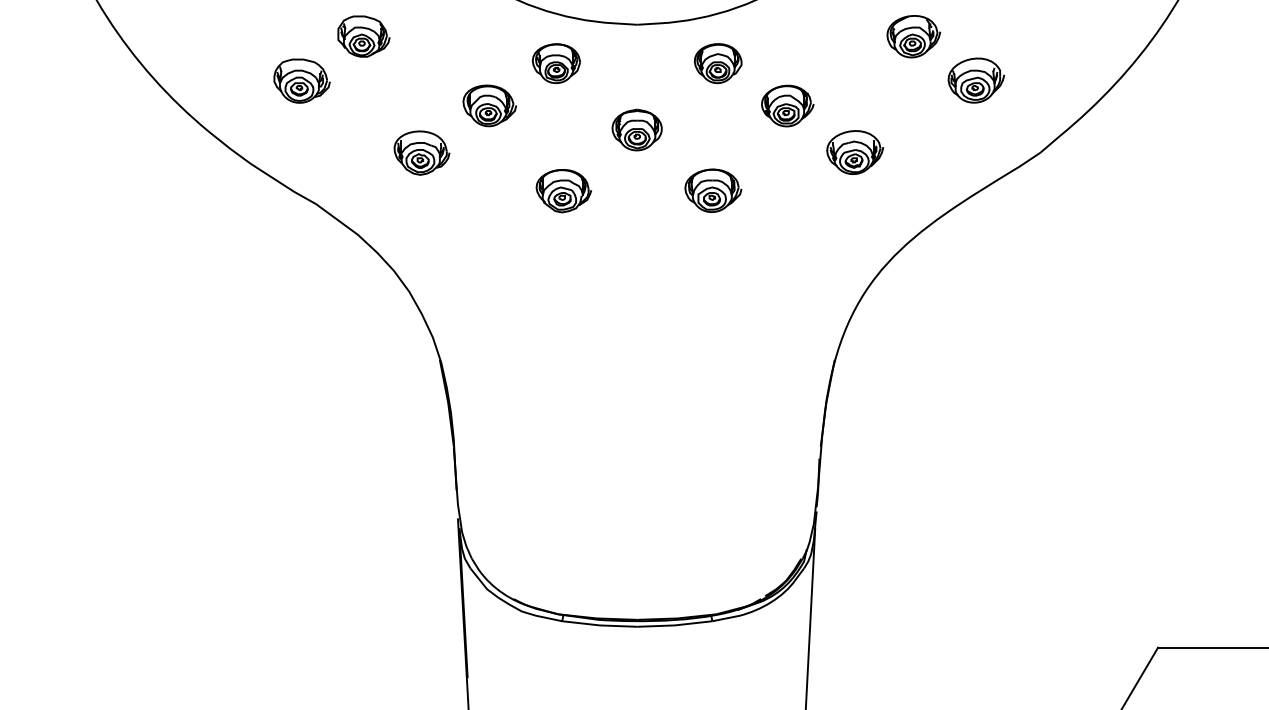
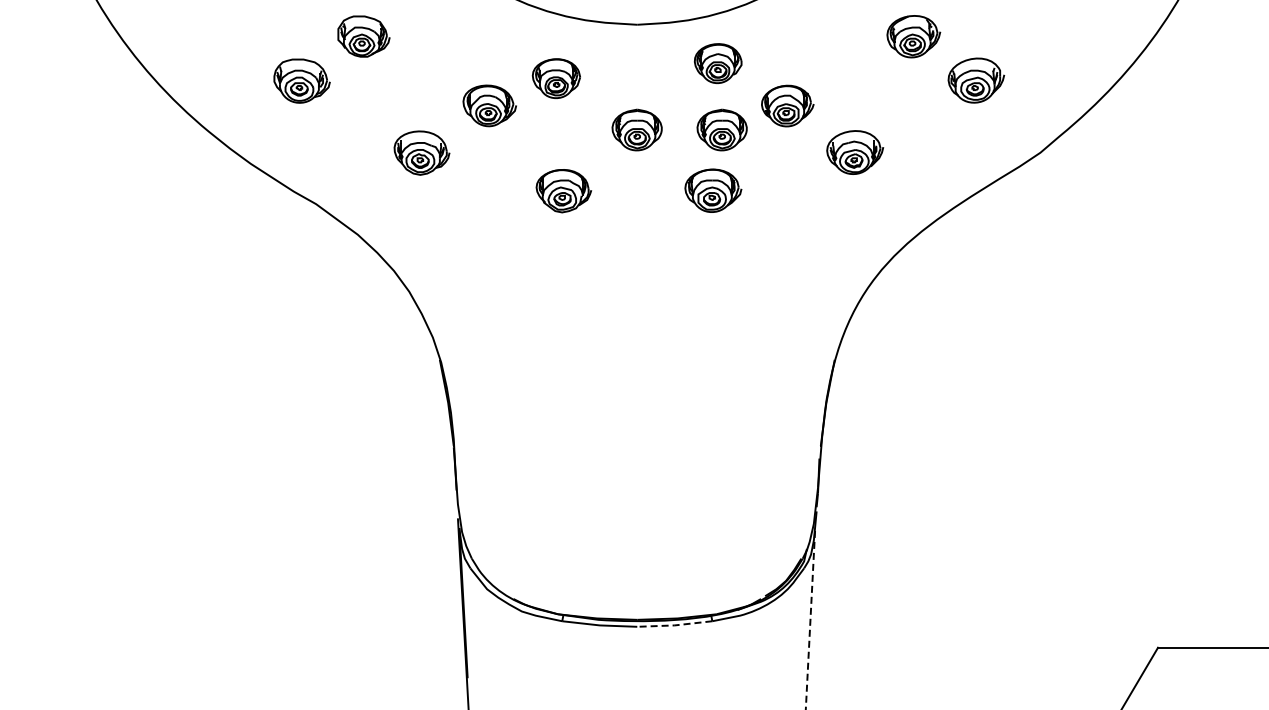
part position: (555, 63) -> (555, 78) (555, 78)
part: none -> present (721, 129)
line: solid -> dashed (810, 618)
line: solid -> dashed (674, 625)
